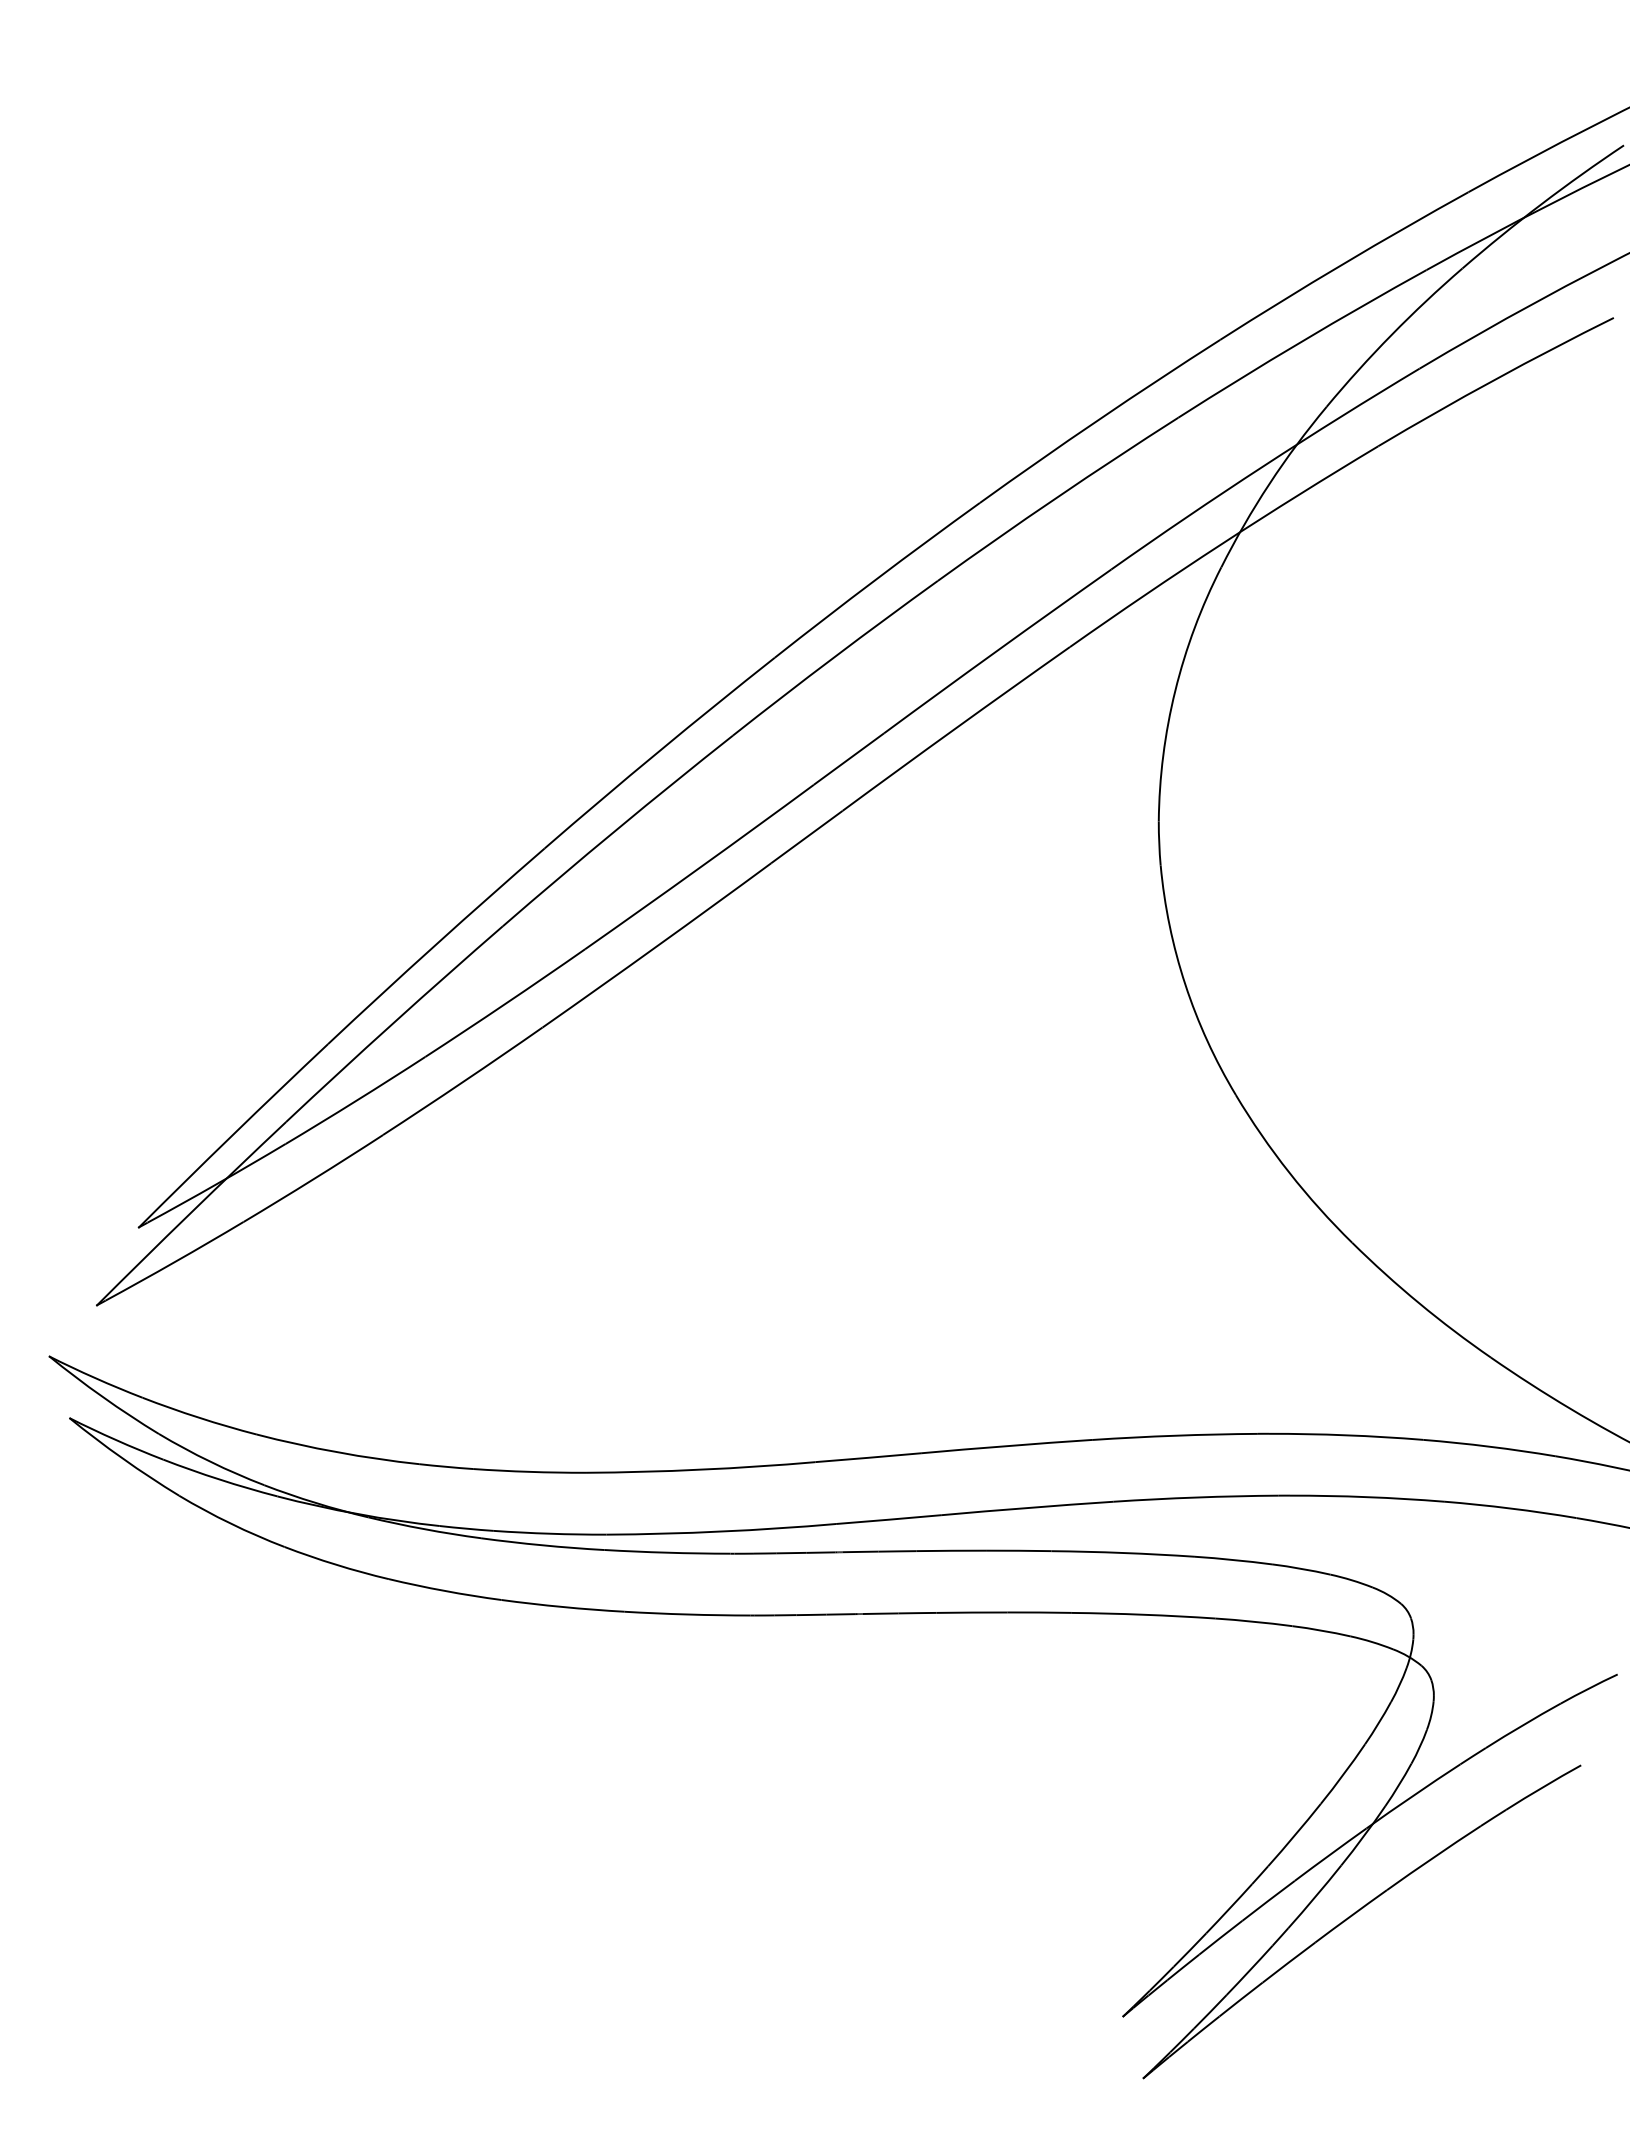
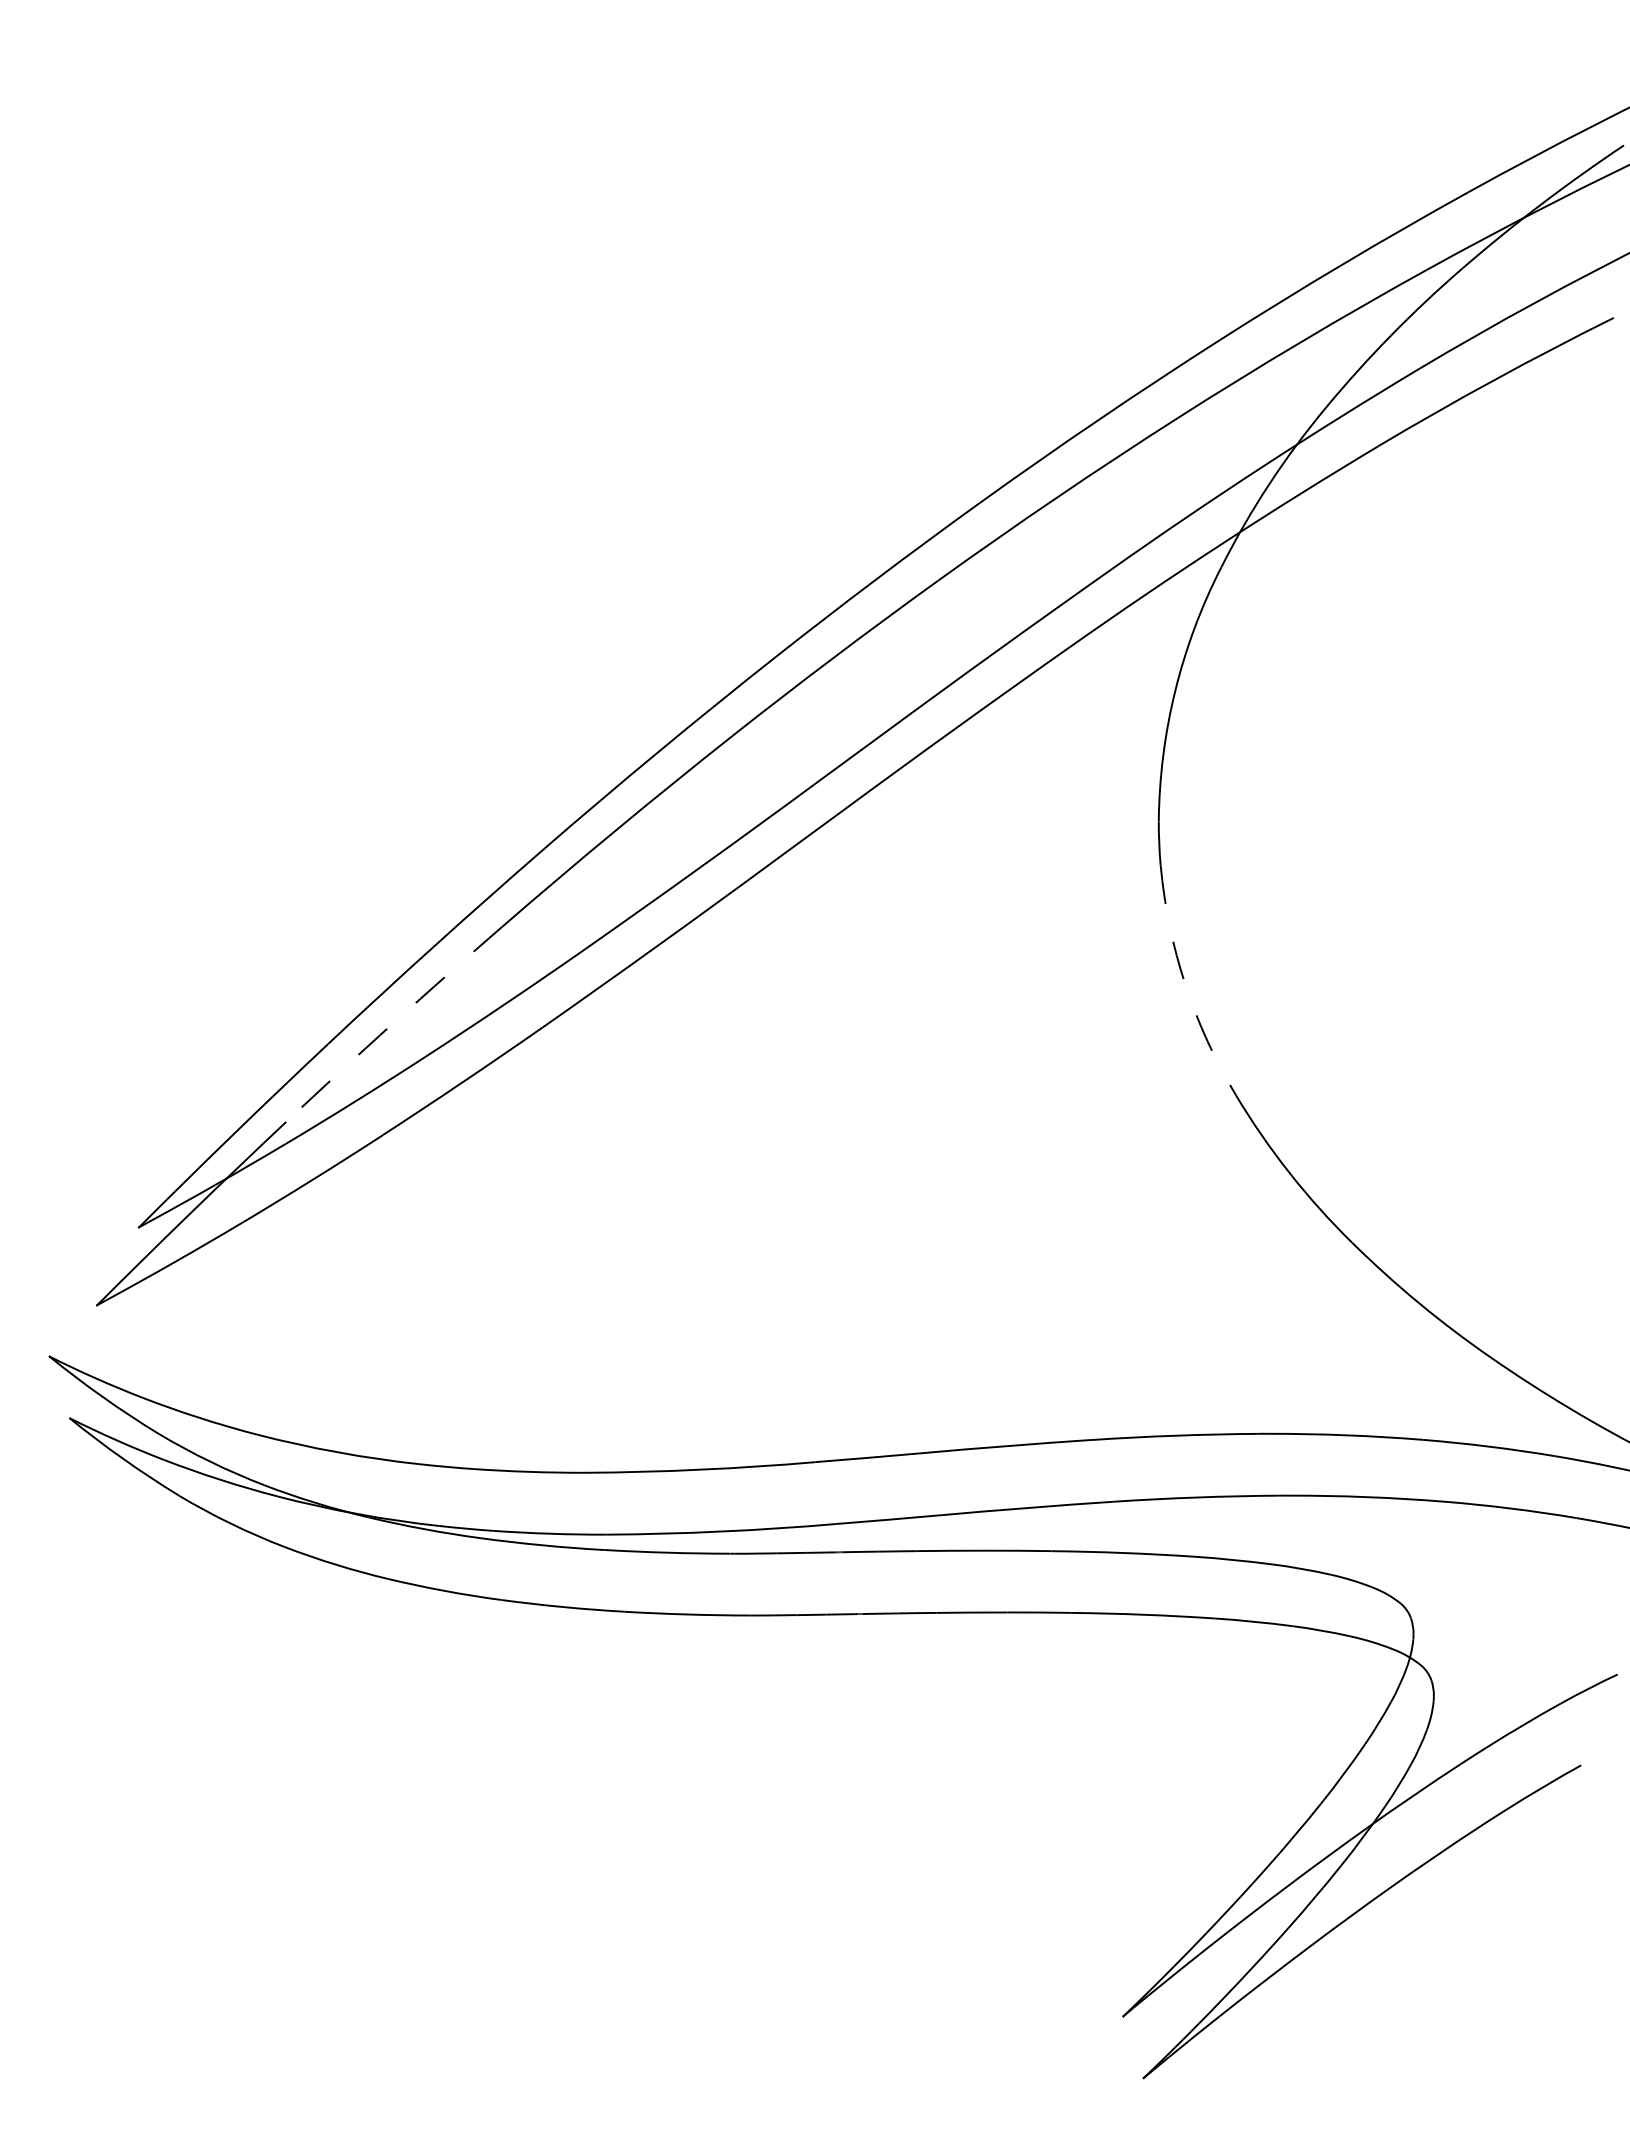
arc: solid -> dashed (1185, 984)
arc: solid -> dashed (393, 1023)
